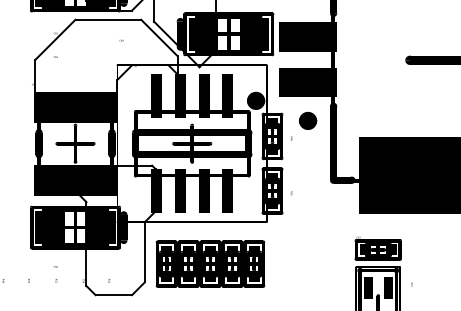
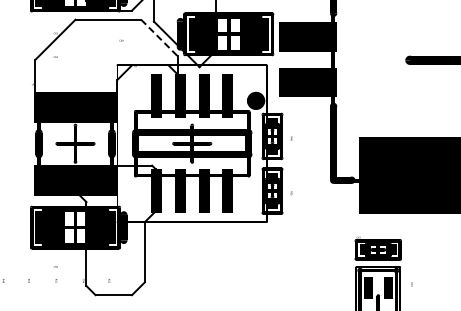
line: solid -> dashed (159, 37)
part: present -> none (308, 120)
part: present -> none (210, 263)
